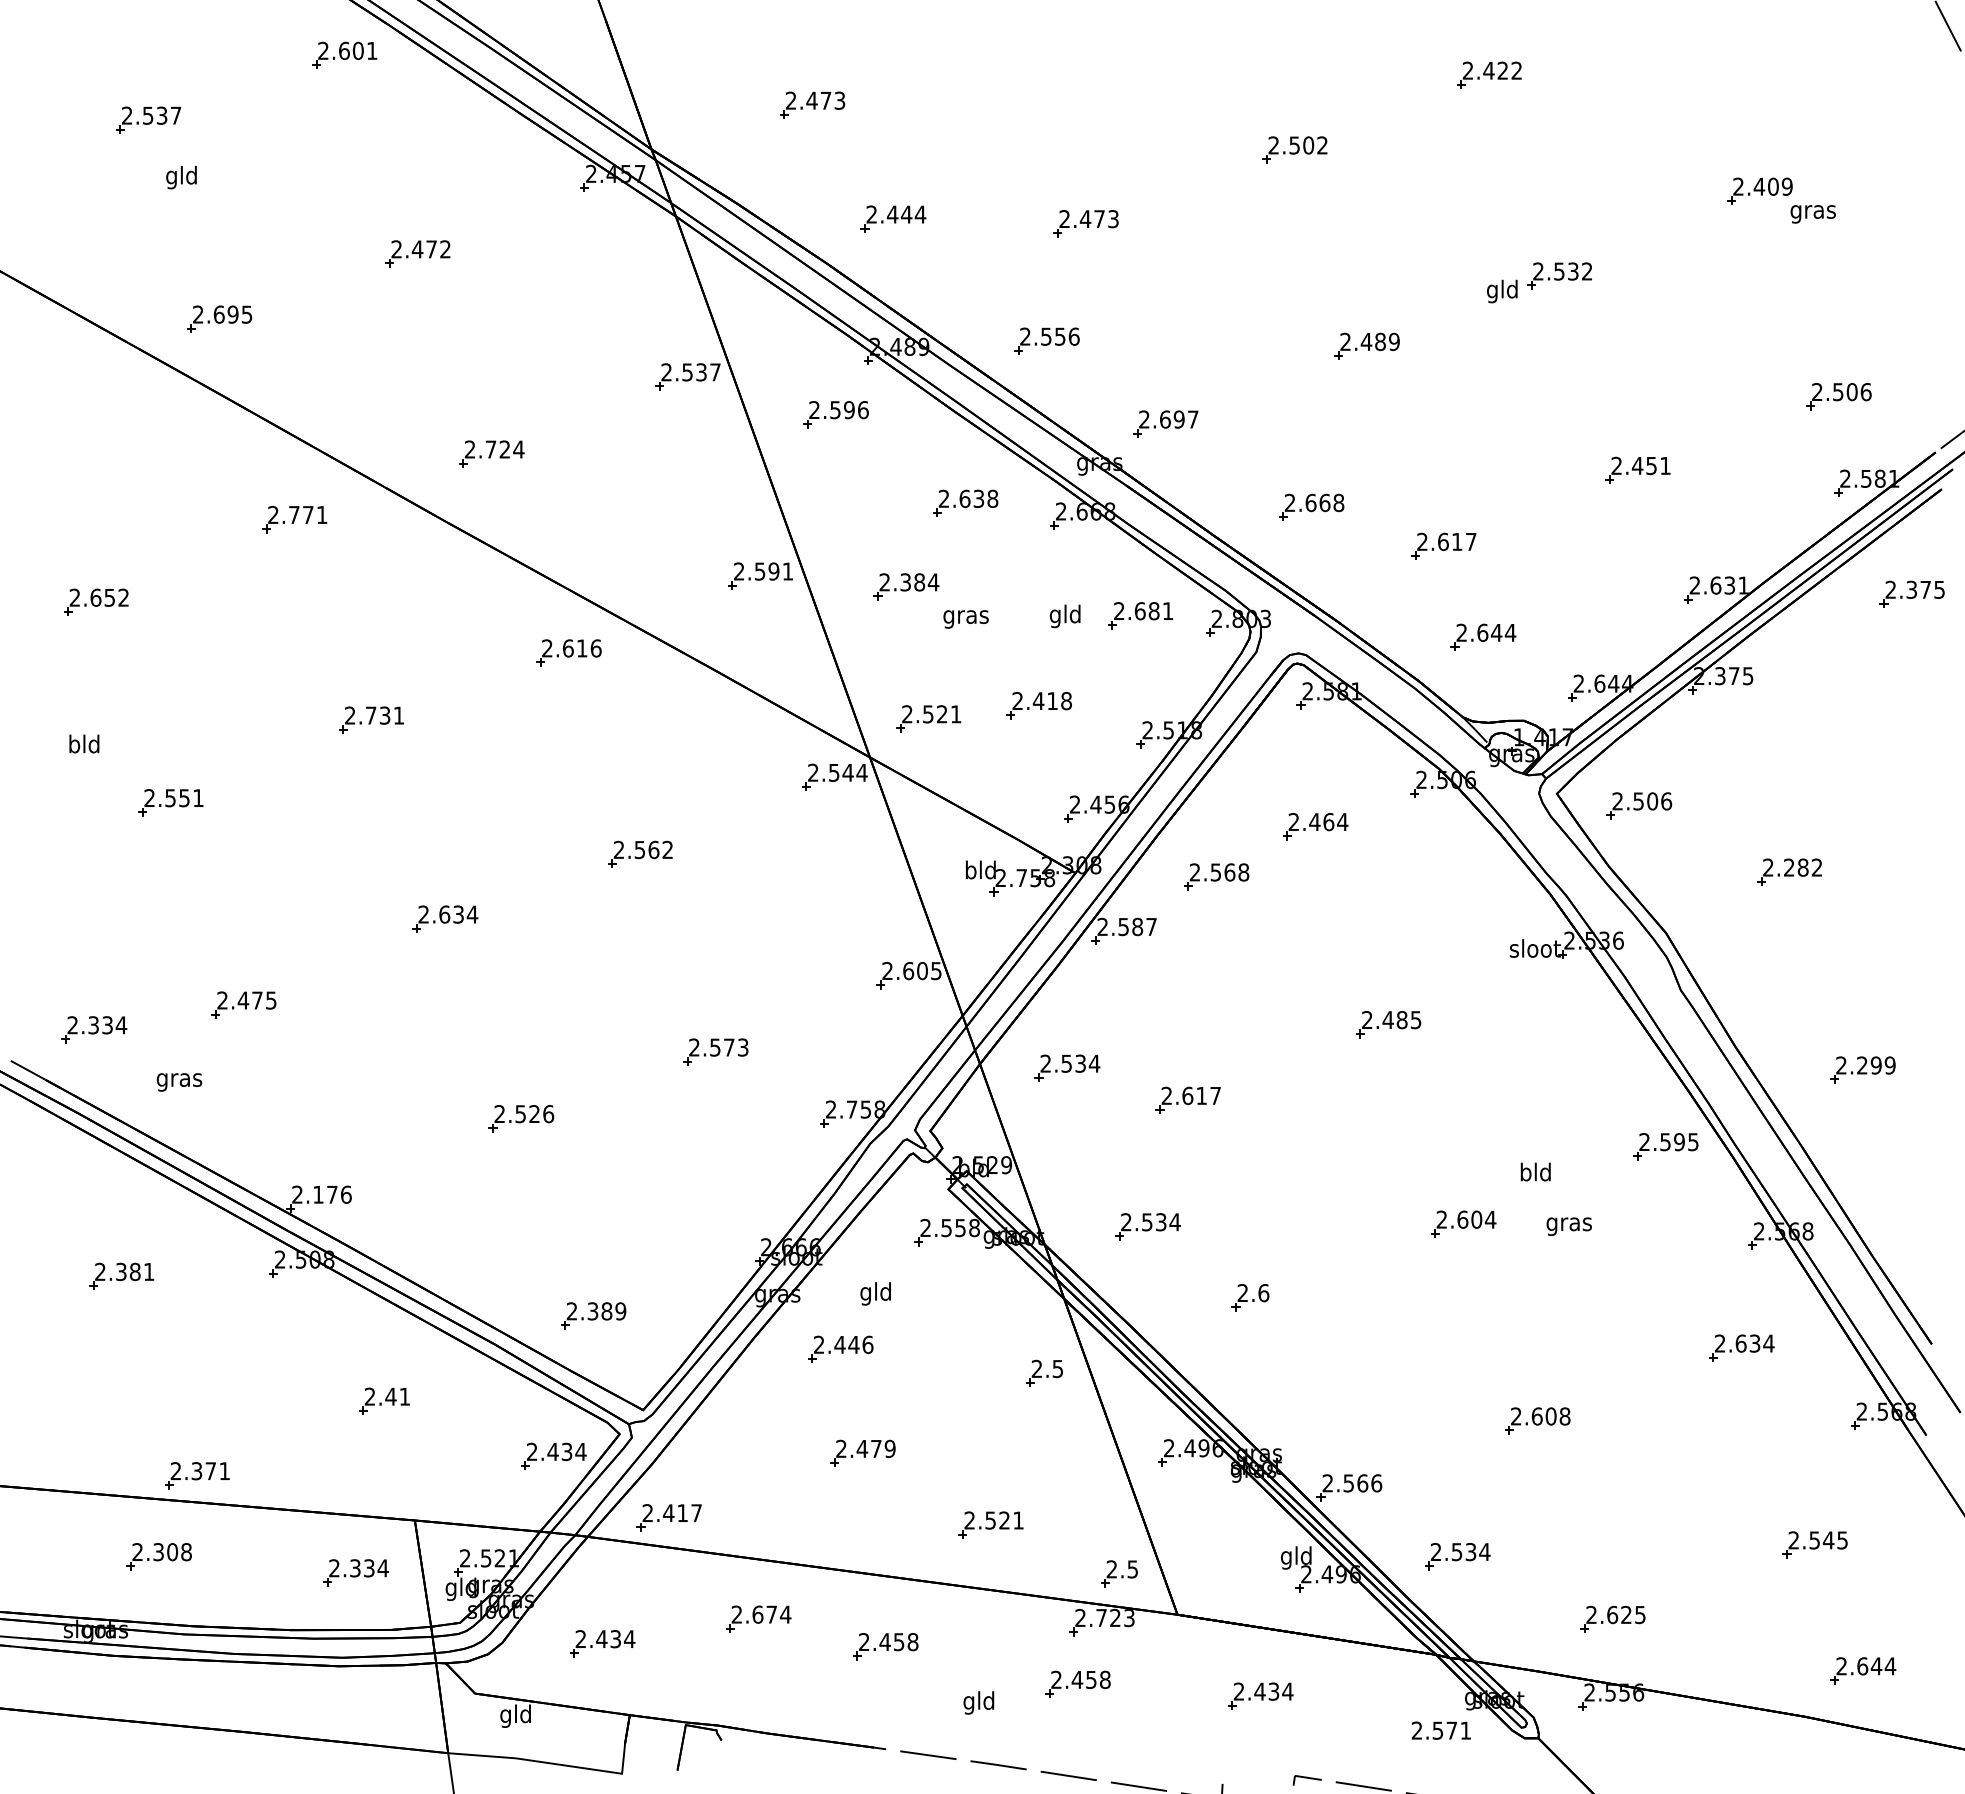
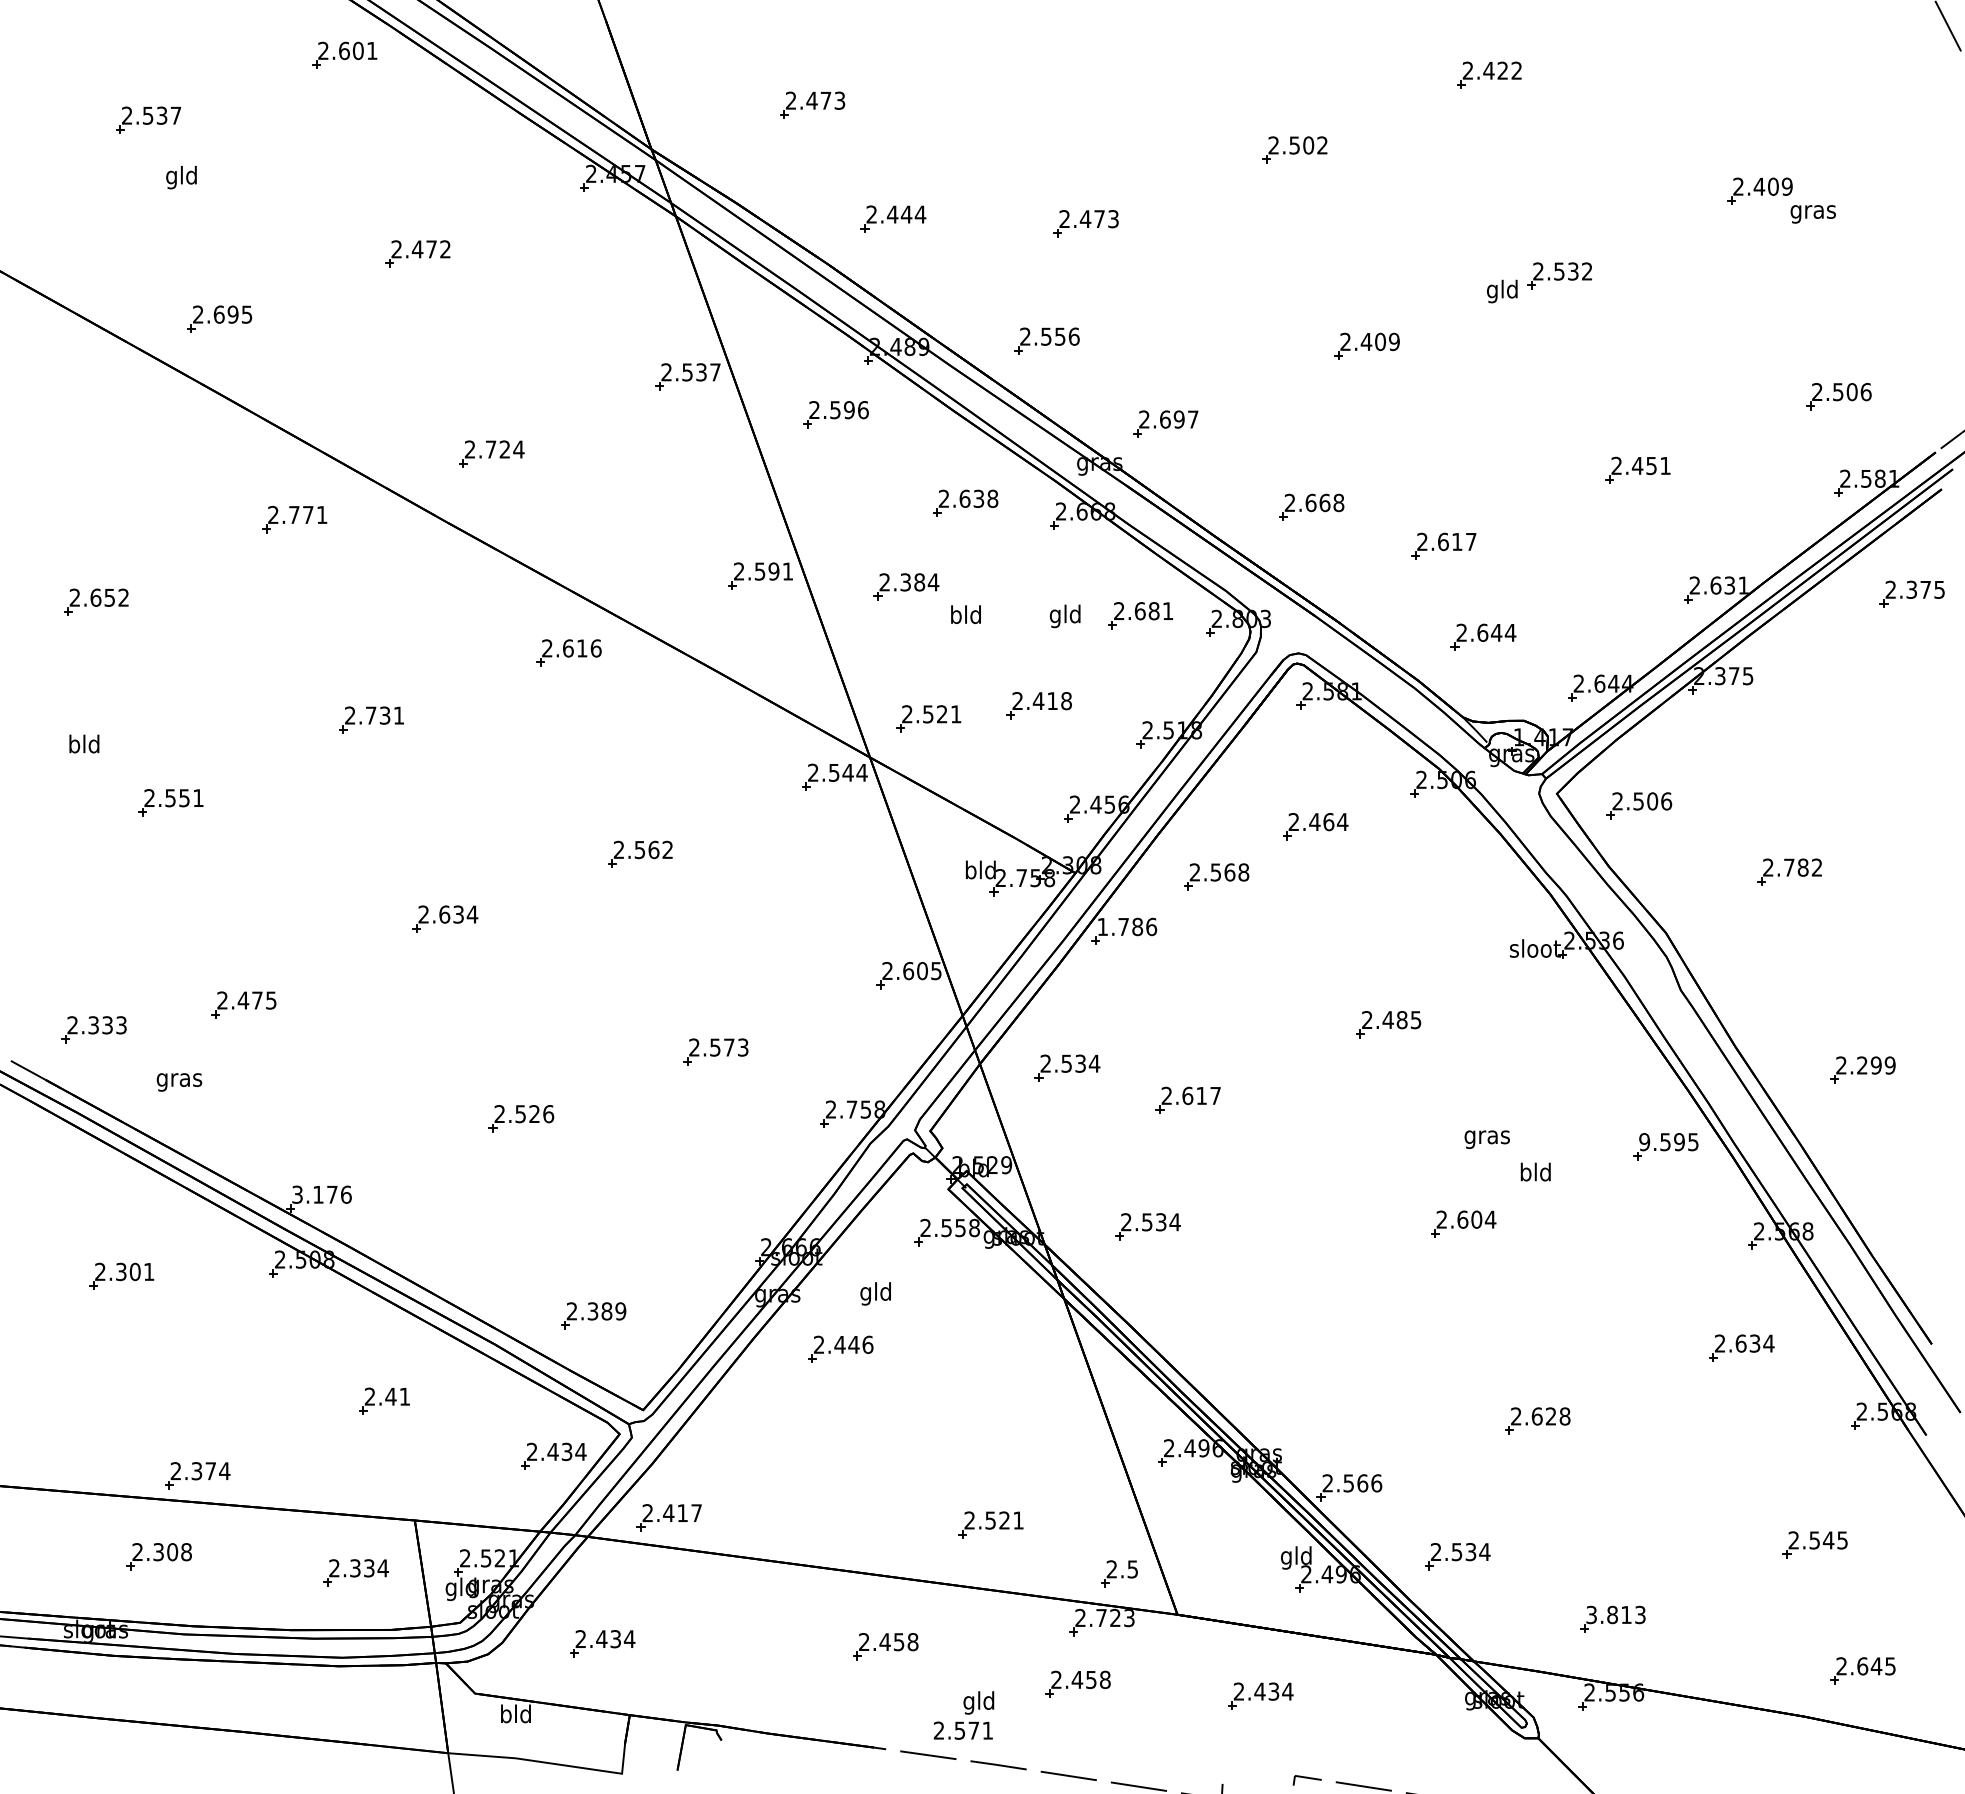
text: 2.489 -> 2.409 (1380, 341)
text: gras -> bld (965, 616)
text: 2.282 -> 2.782 (1789, 867)
text: 2.587 -> 1.786 (1127, 926)
text: 2.334 -> 2.333 (121, 1025)
text: 2.595 -> 9.595 (1644, 1142)
text: 2.176 -> 3.176 (297, 1194)
text position: (1568, 1226) -> (1486, 1139) (1486, 1139)
text: 2.381 -> 2.301 (134, 1271)
part: present -> none (1250, 1297)
part: present -> none (1044, 1372)
text: 2.608 -> 2.628 (1550, 1416)
part: present -> none (862, 1452)
text: 2.371 -> 2.374 (224, 1471)
text: 2.625 -> 3.813 (1615, 1614)
part: present -> none (758, 1618)
text: 2.644 -> 2.645 (1890, 1666)
text: gld -> bld (505, 1715)
text position: (1440, 1730) -> (962, 1730) (962, 1730)
